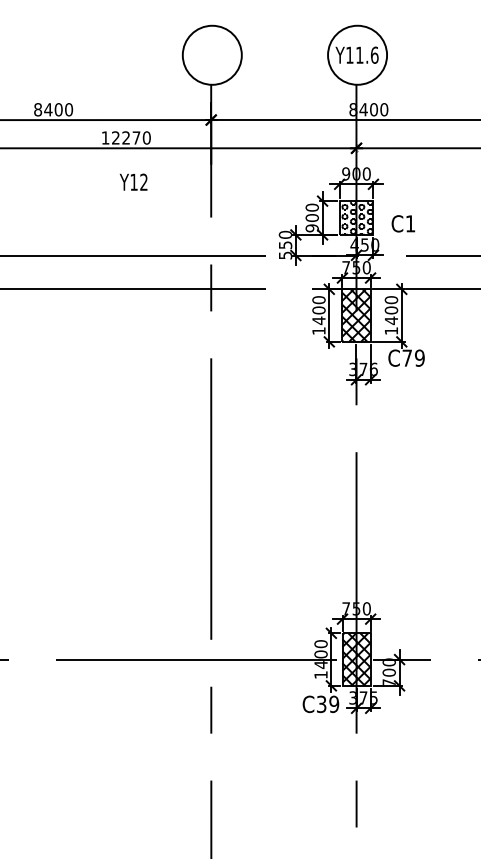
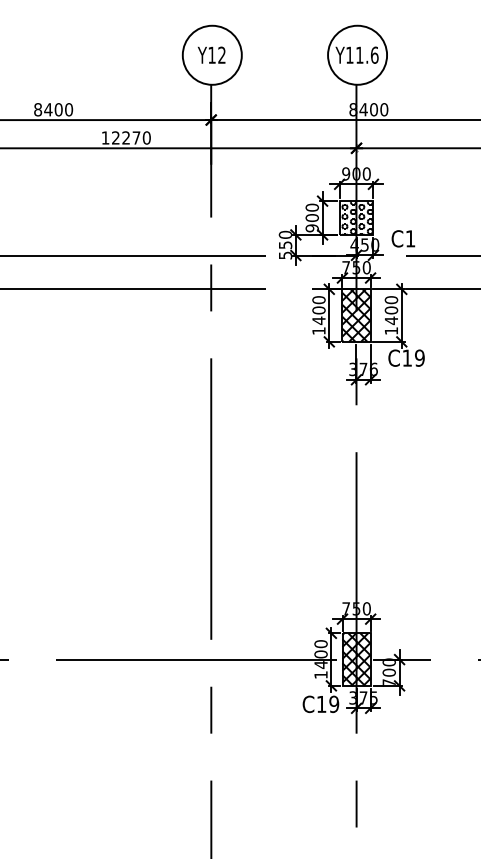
text position: (133, 181) -> (211, 54) (211, 54)
text position: (403, 223) -> (403, 238) (403, 238)
text: C79 -> C19 (406, 357)
text: C39 -> C19 (321, 704)
